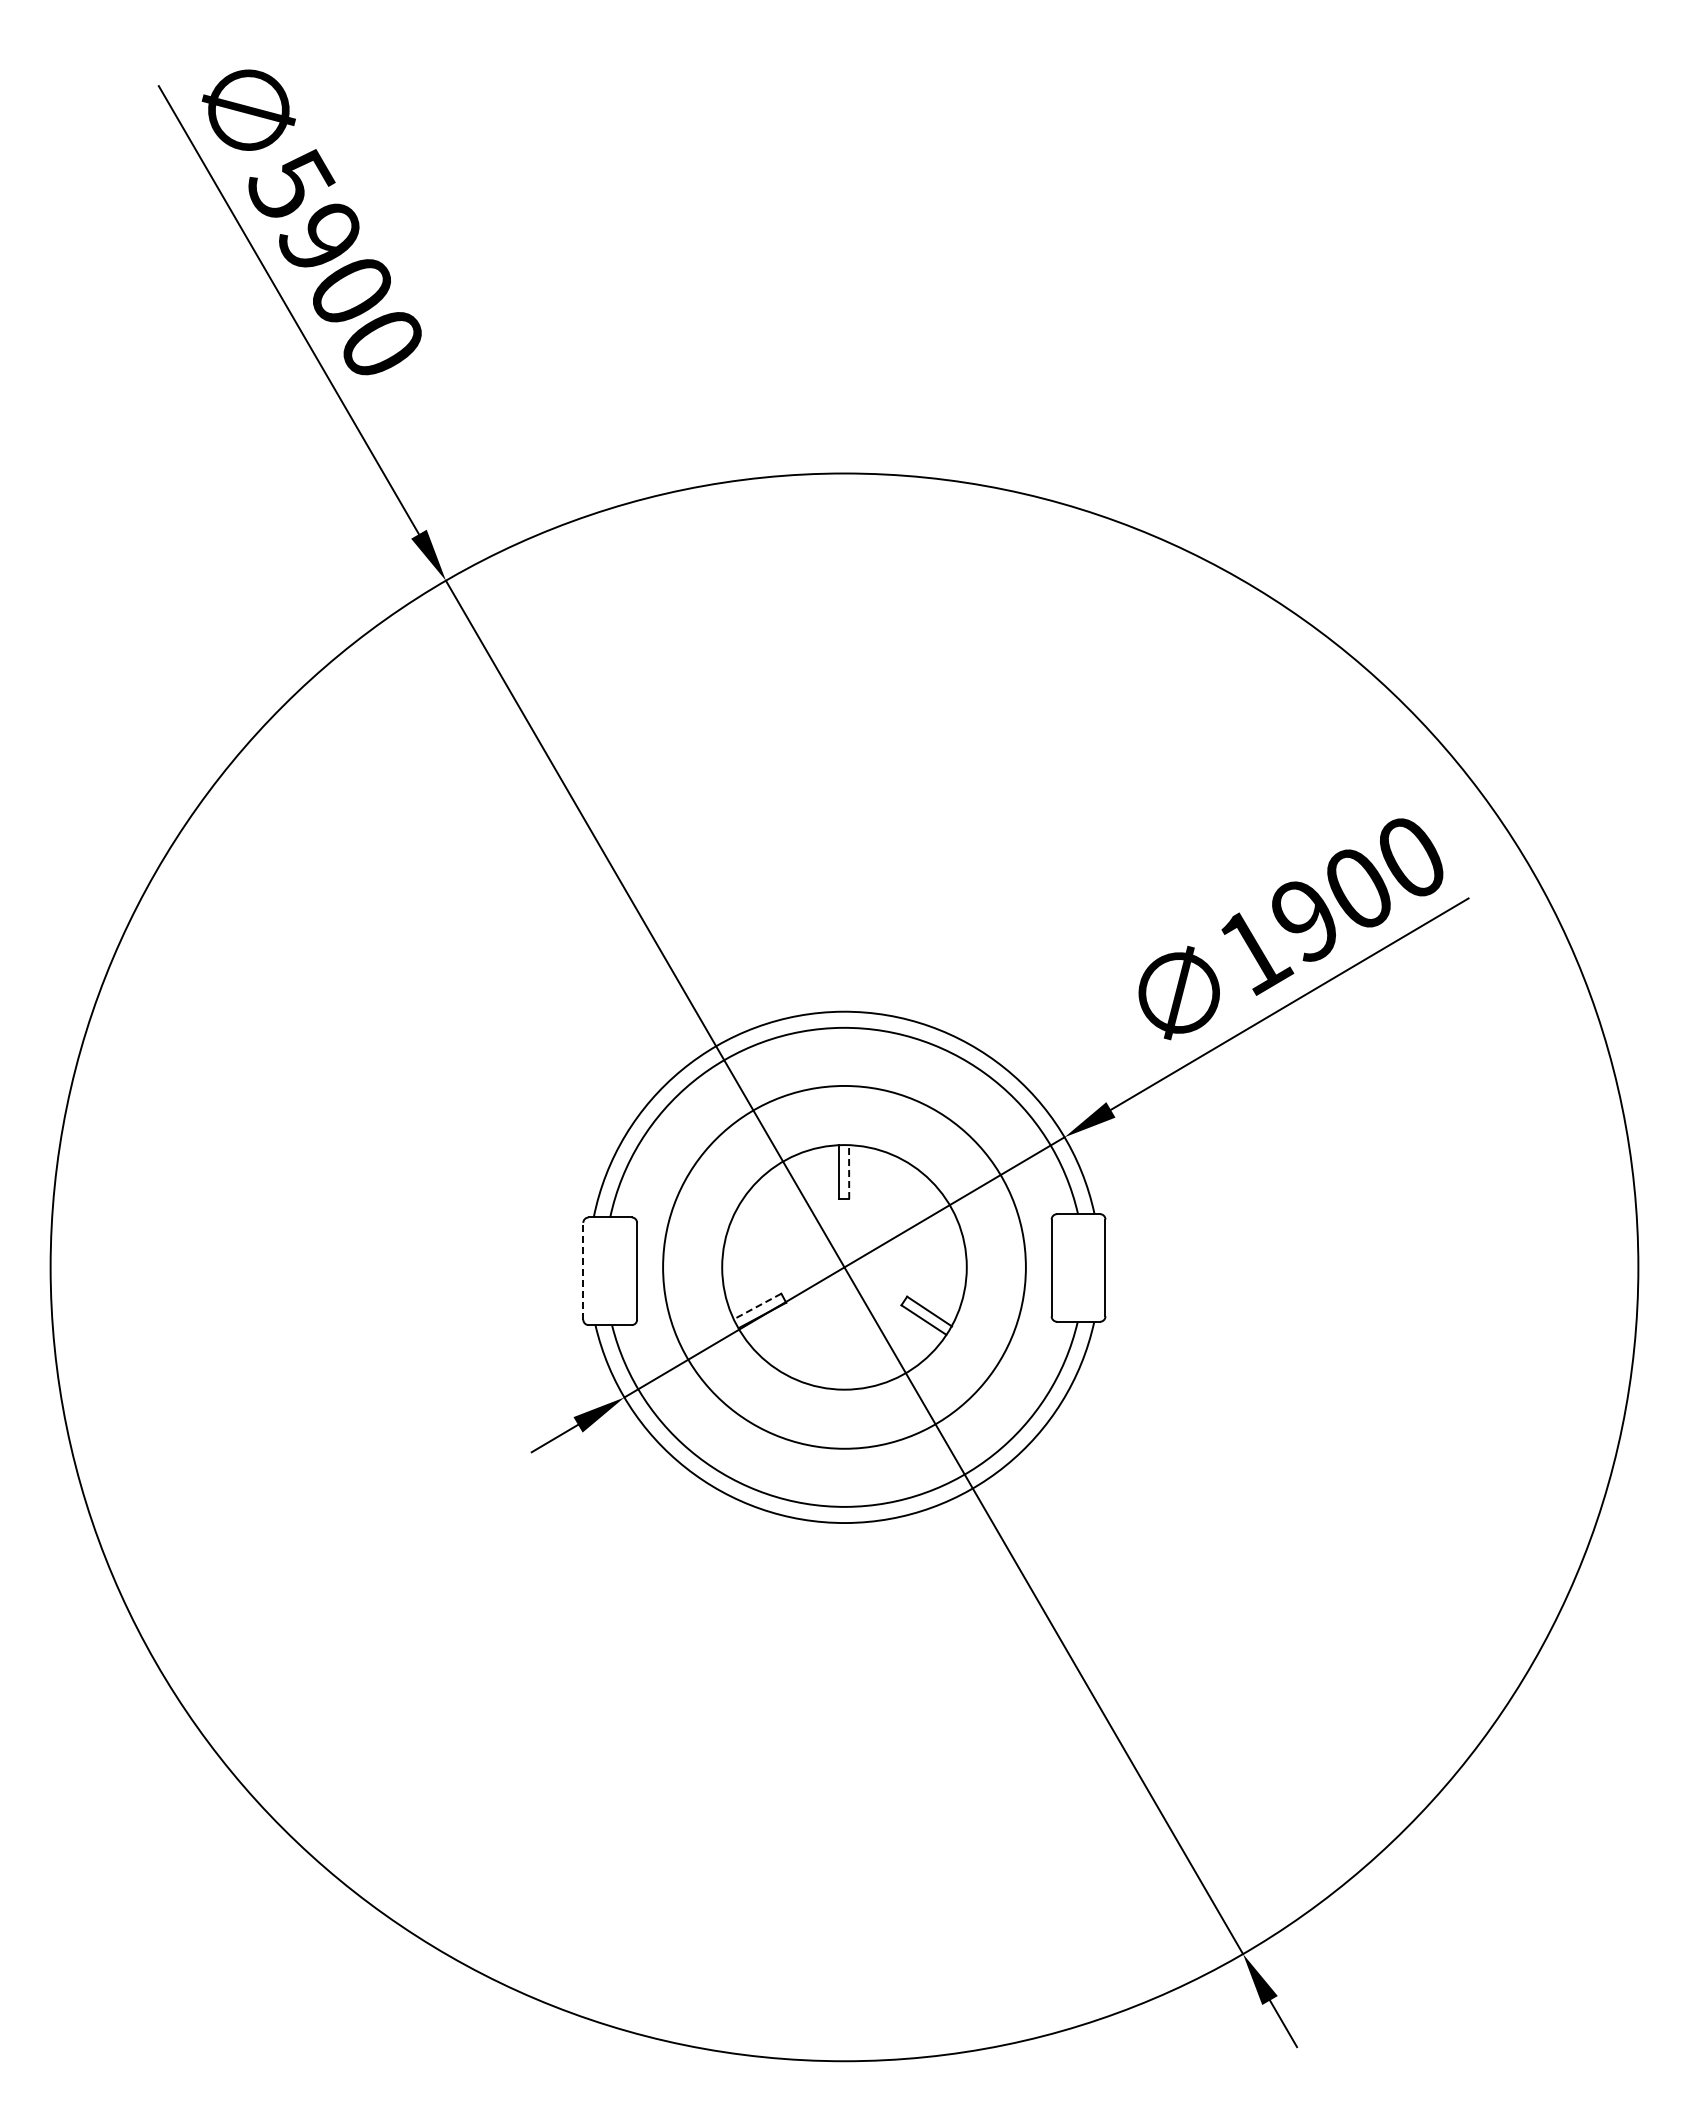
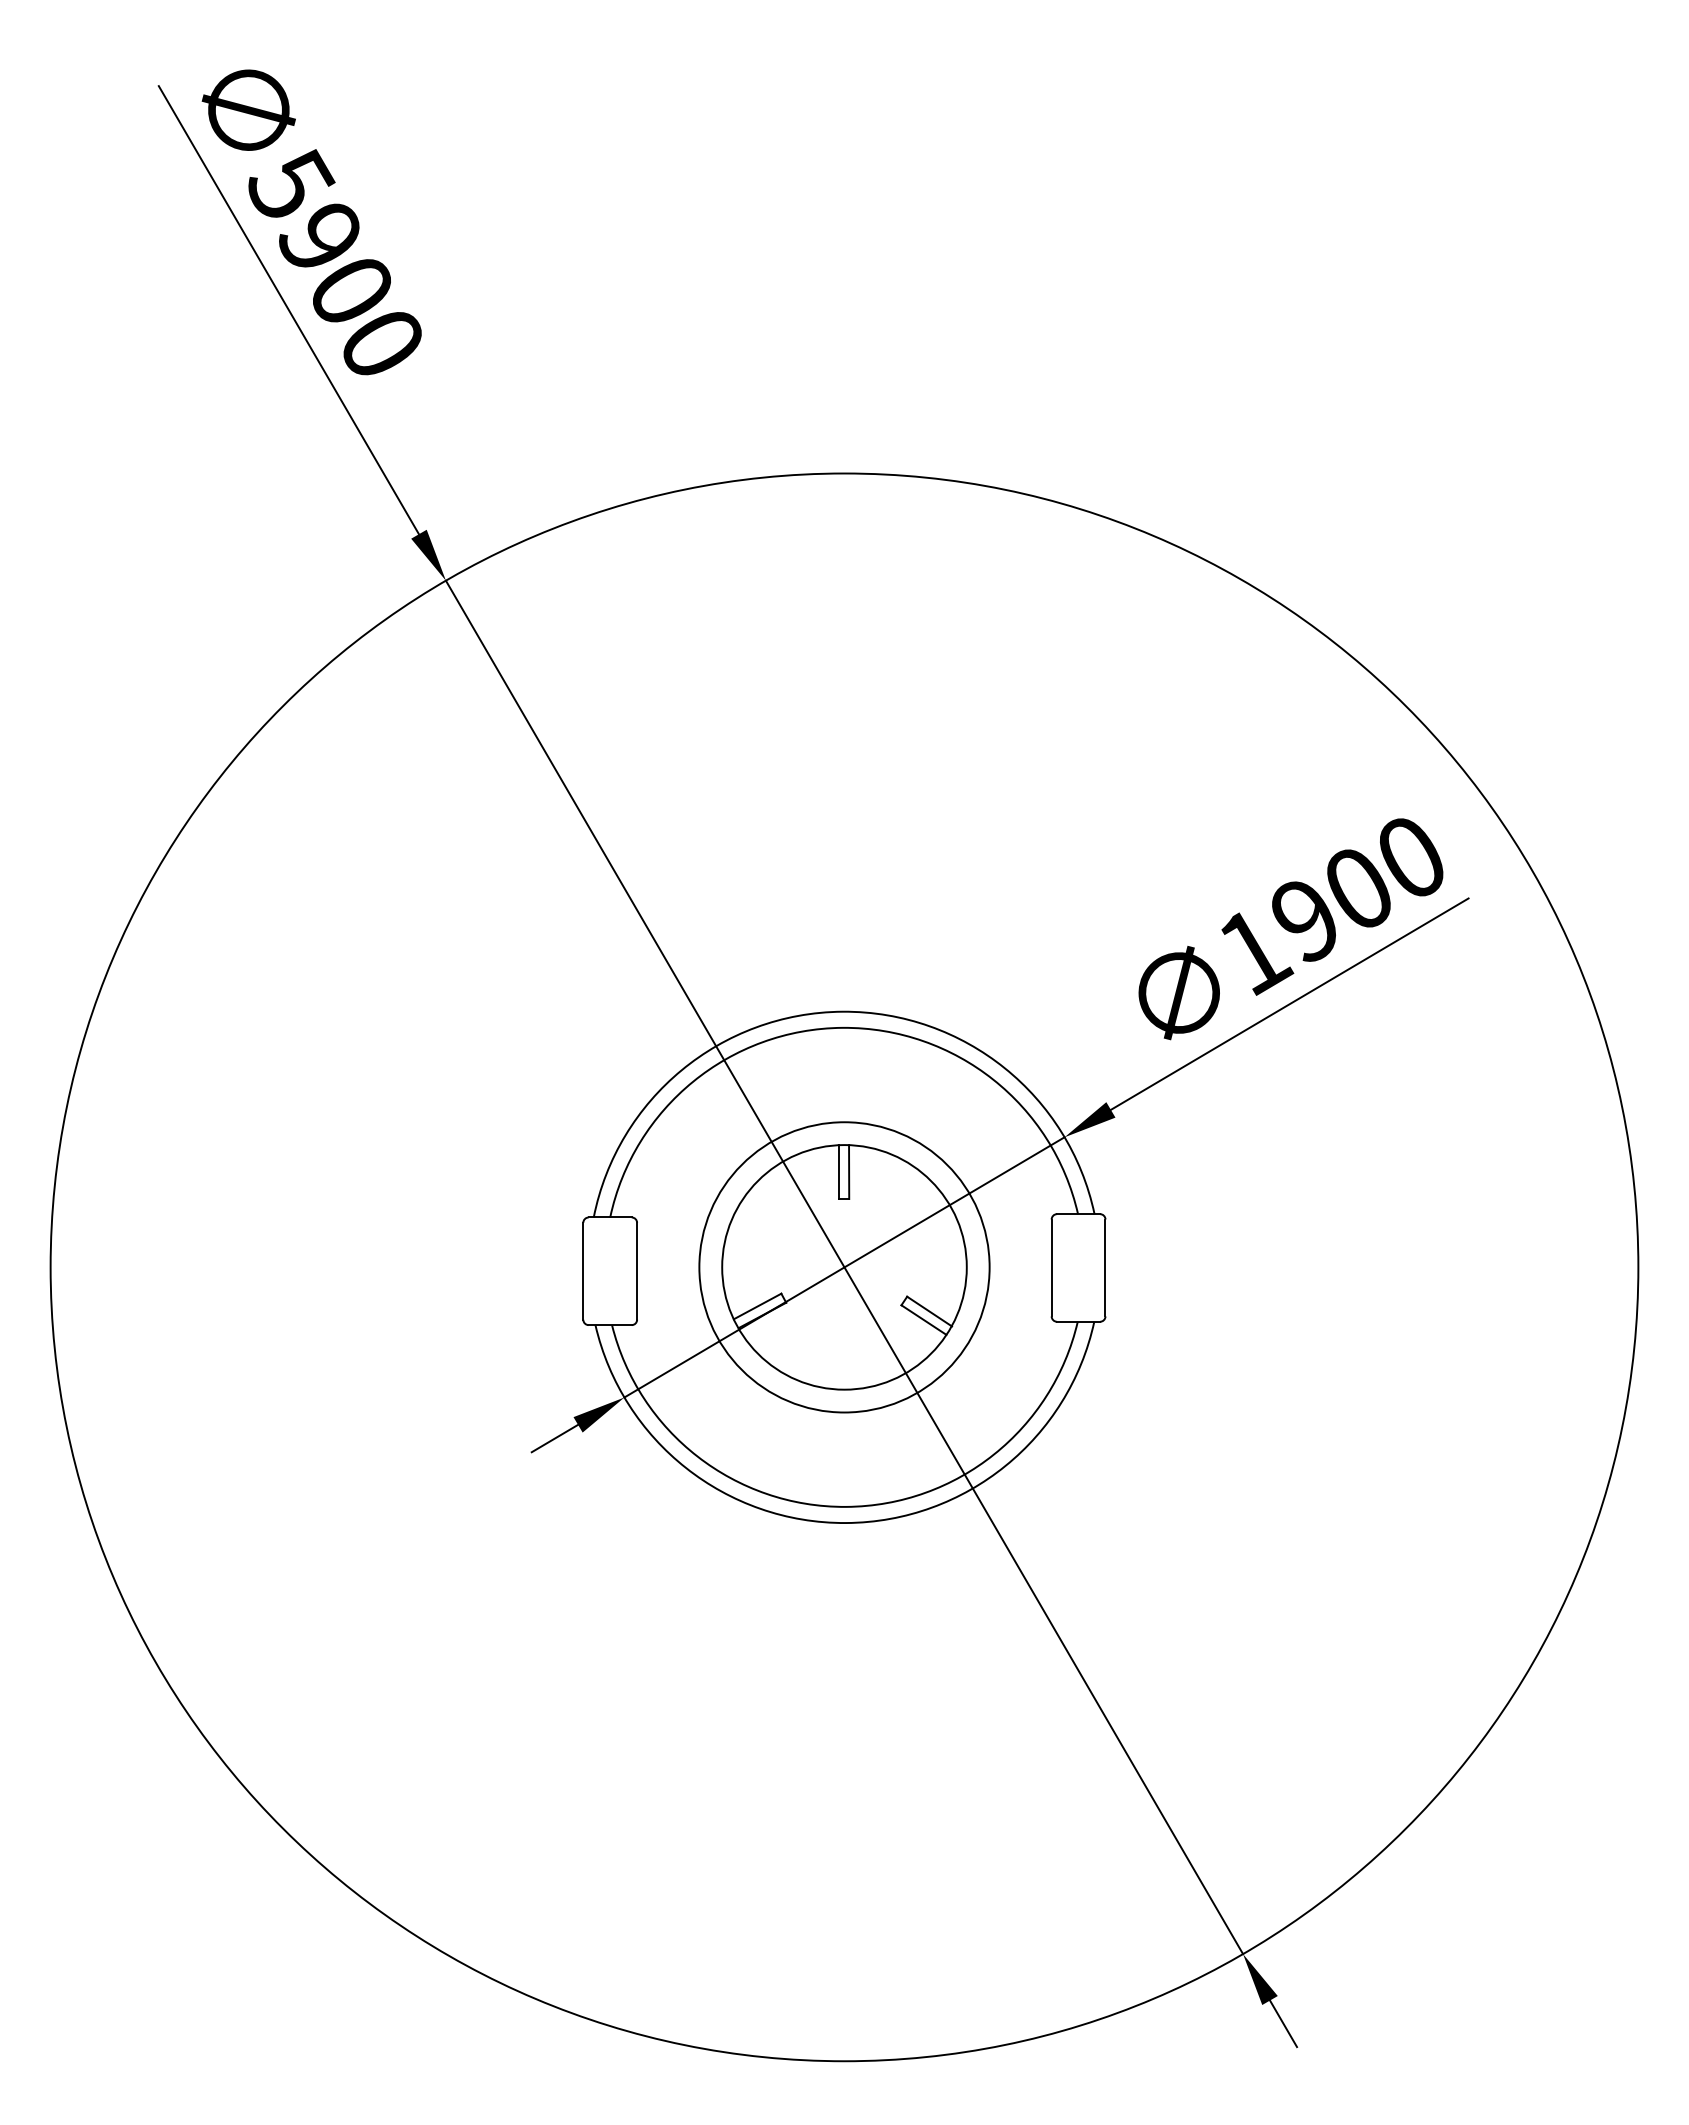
line: dashed -> solid (849, 1172)
circle diameter: 363 px -> 290 px (844, 1267)
line: dashed -> solid (583, 1270)
line: dashed -> solid (757, 1306)
